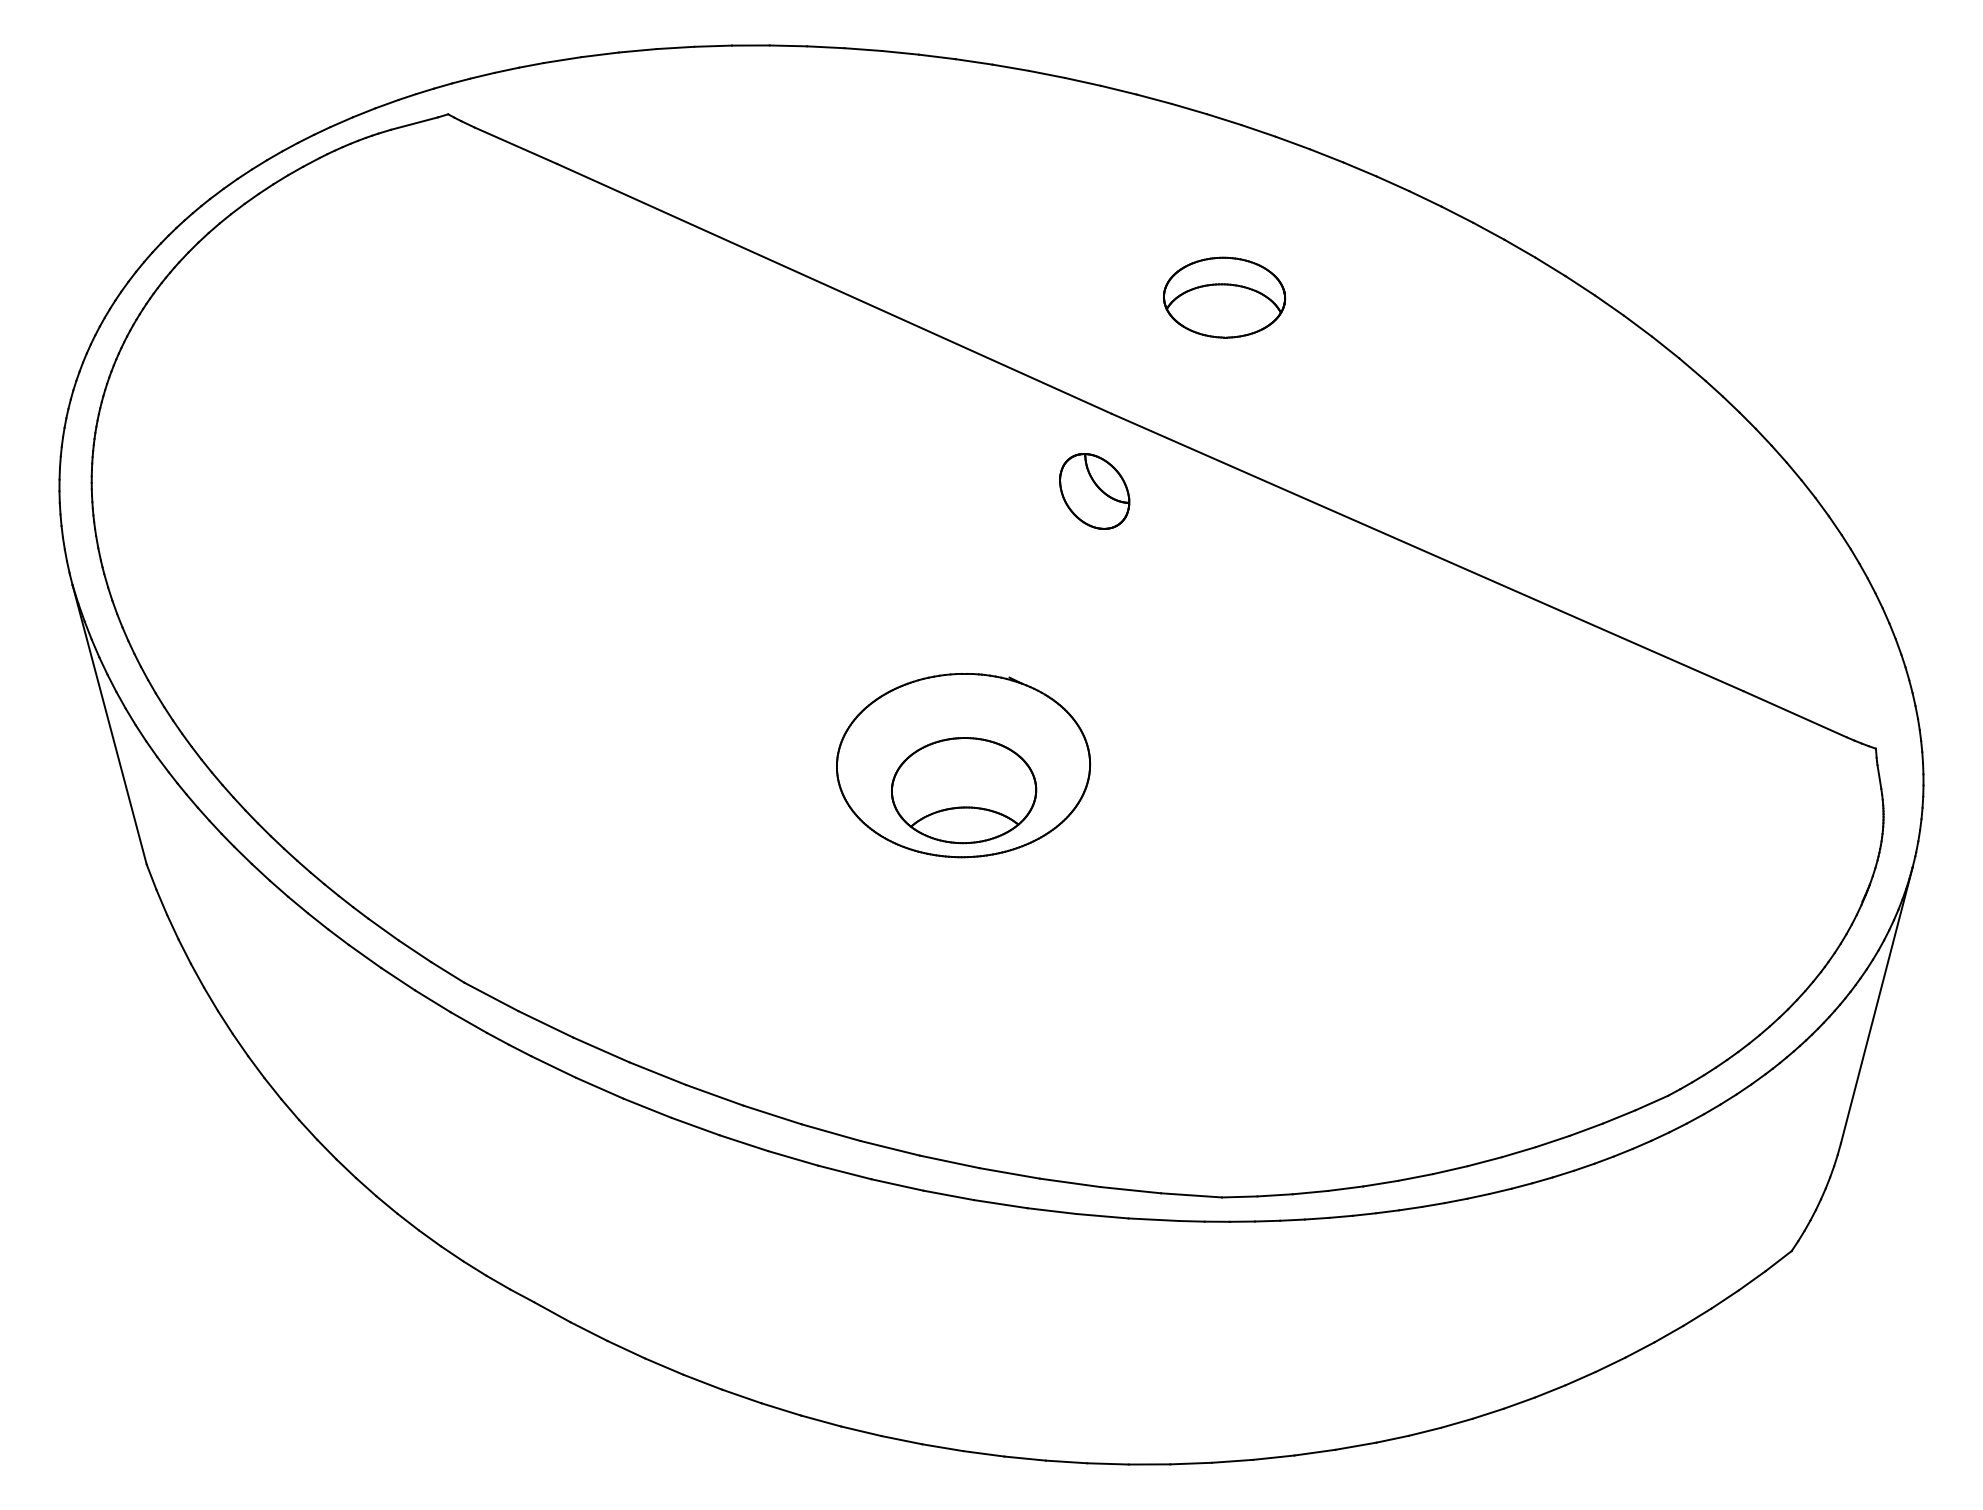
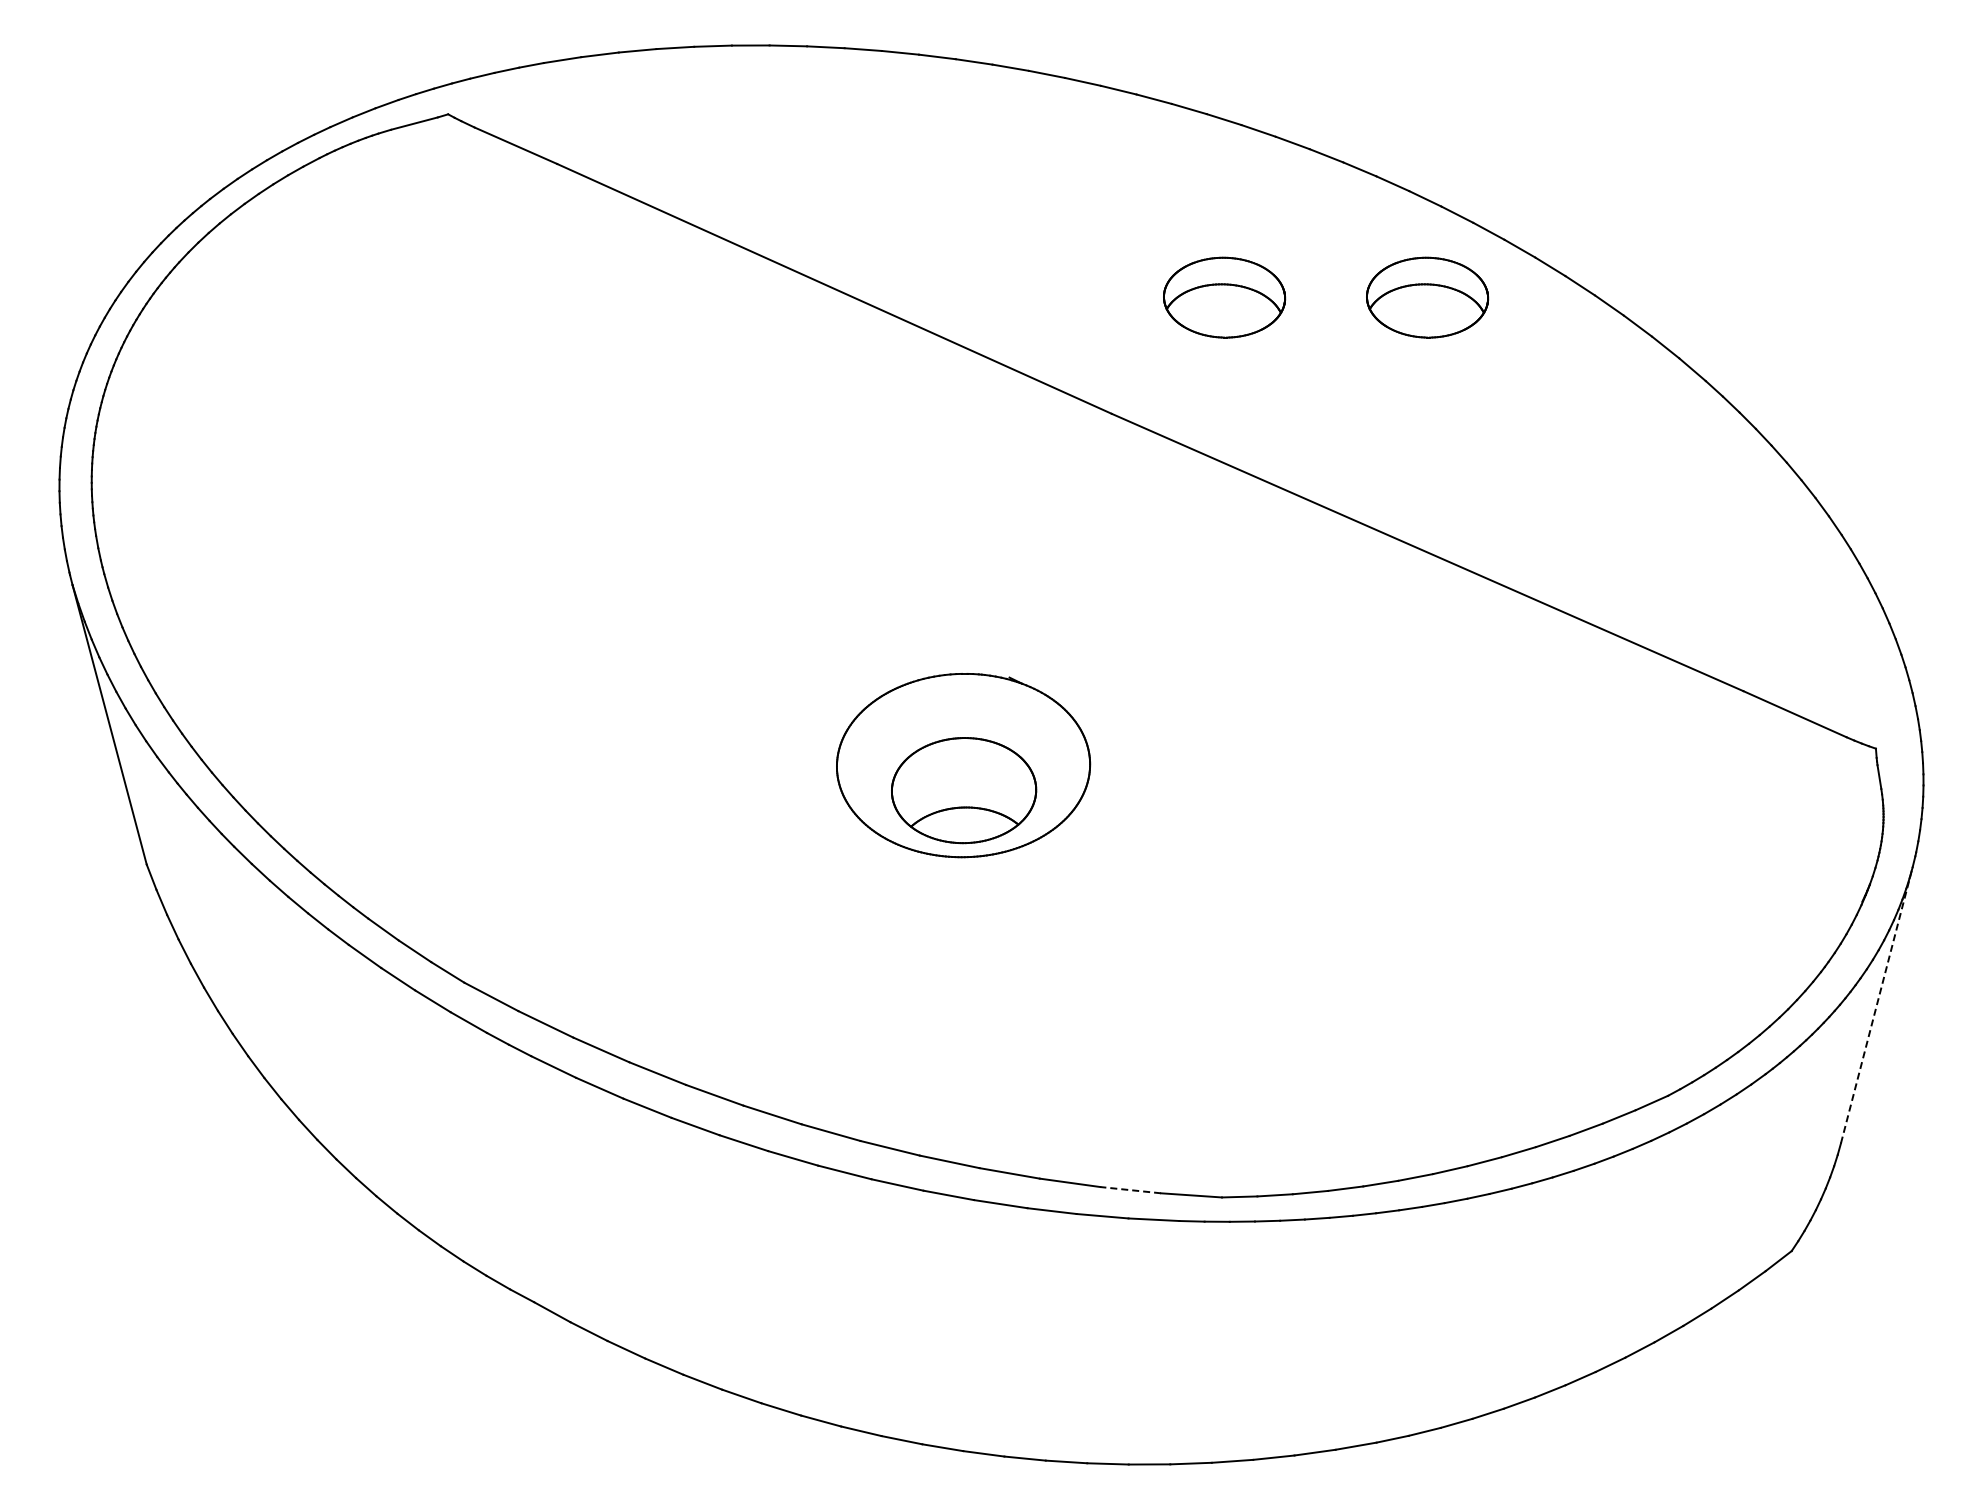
part: none -> present (1427, 297)
part: present -> none (1094, 491)
line: solid -> dashed (1876, 1005)
line: solid -> dashed (1130, 1190)
